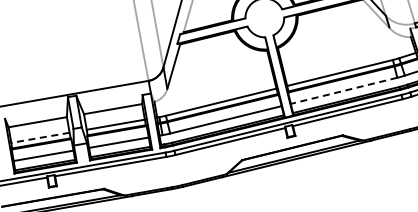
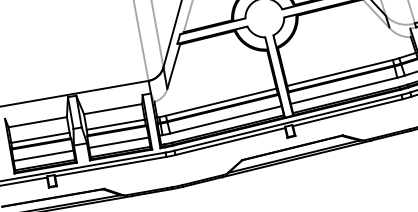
line: dashed -> solid (344, 90)
line: dashed -> solid (40, 137)
